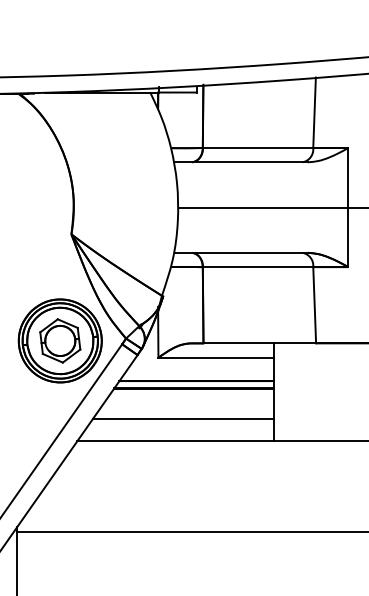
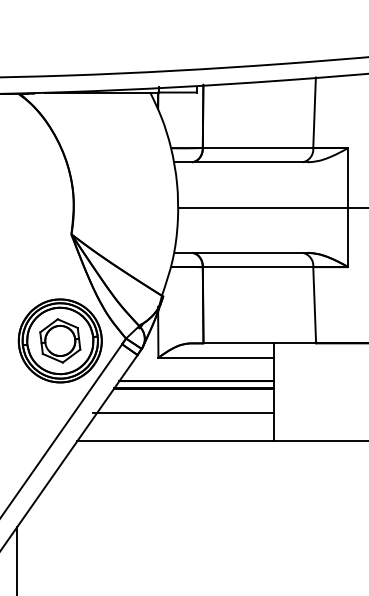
line position: (183, 418) -> (183, 412) (183, 412)
line: present -> none (191, 532)
